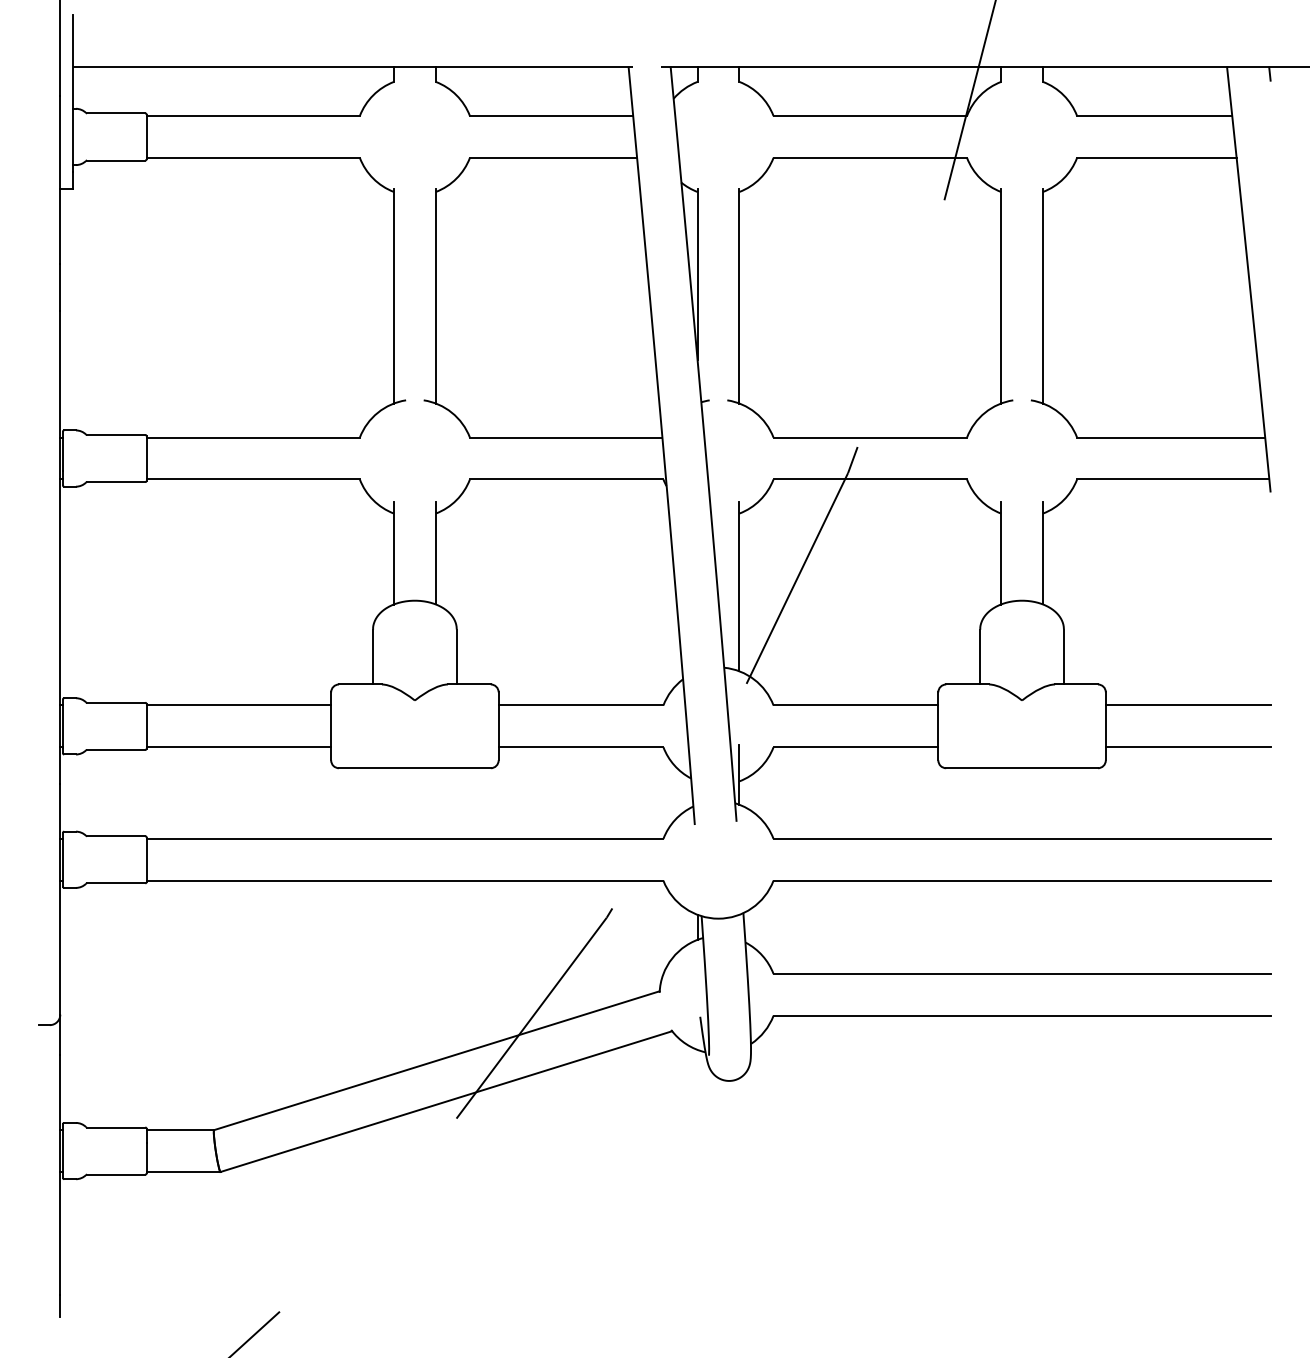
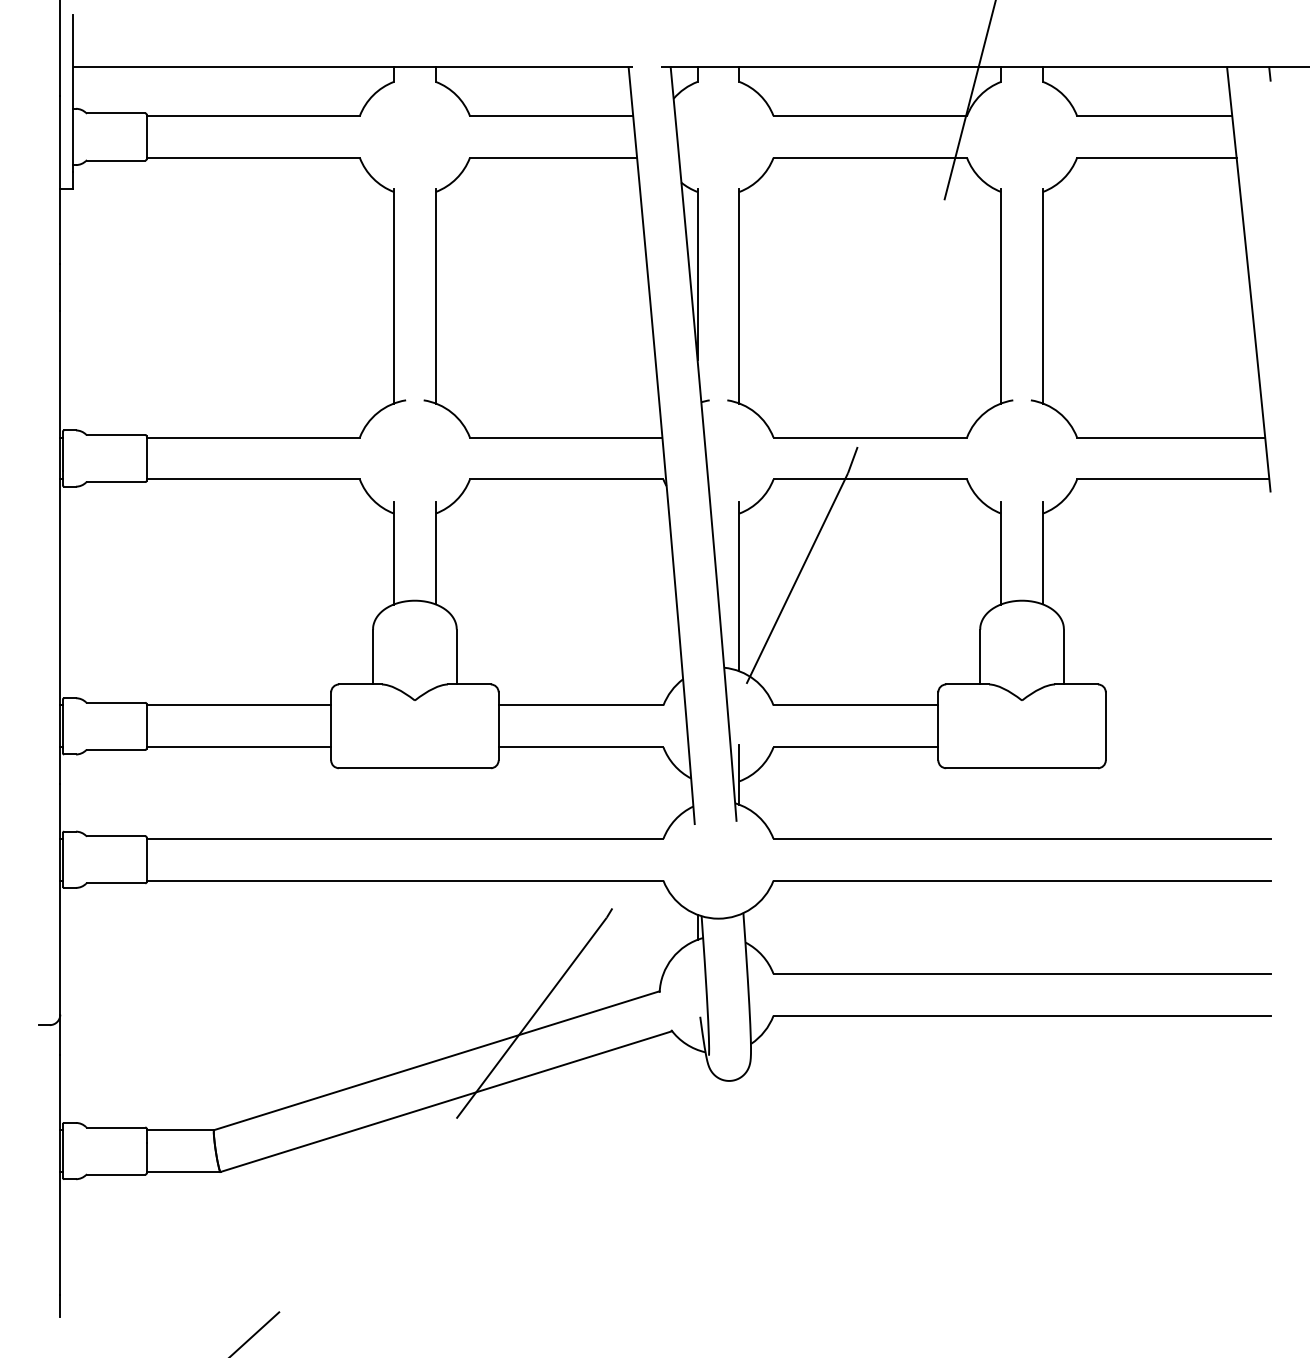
line: present -> none (1187, 705)
line: present -> none (1187, 747)
